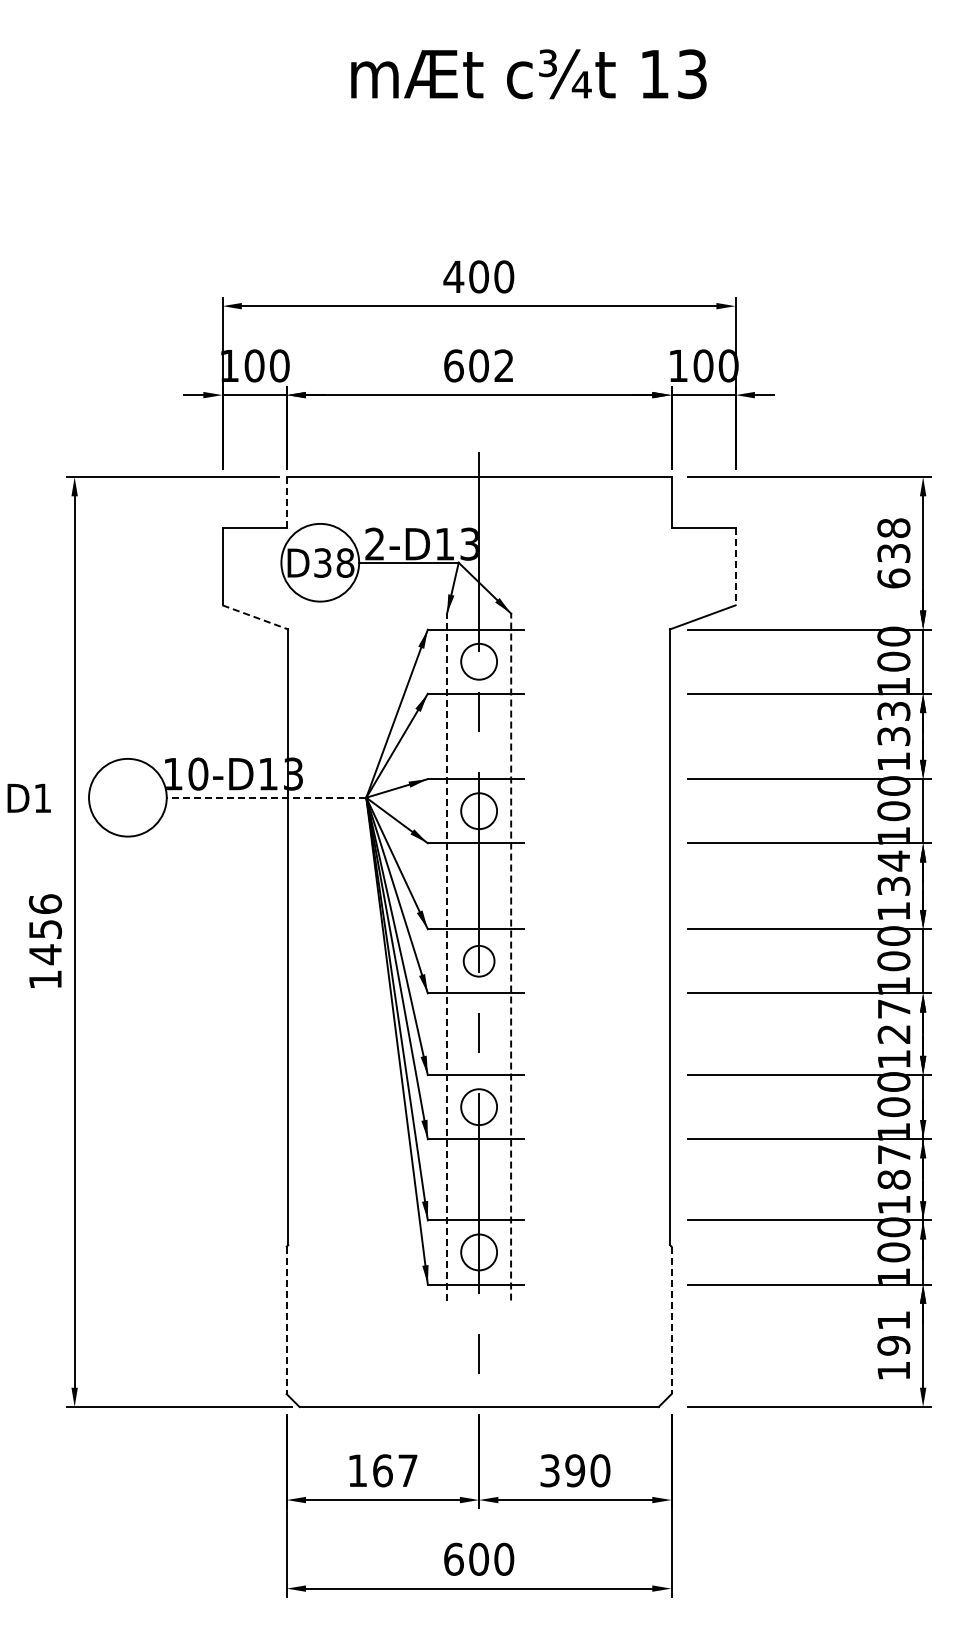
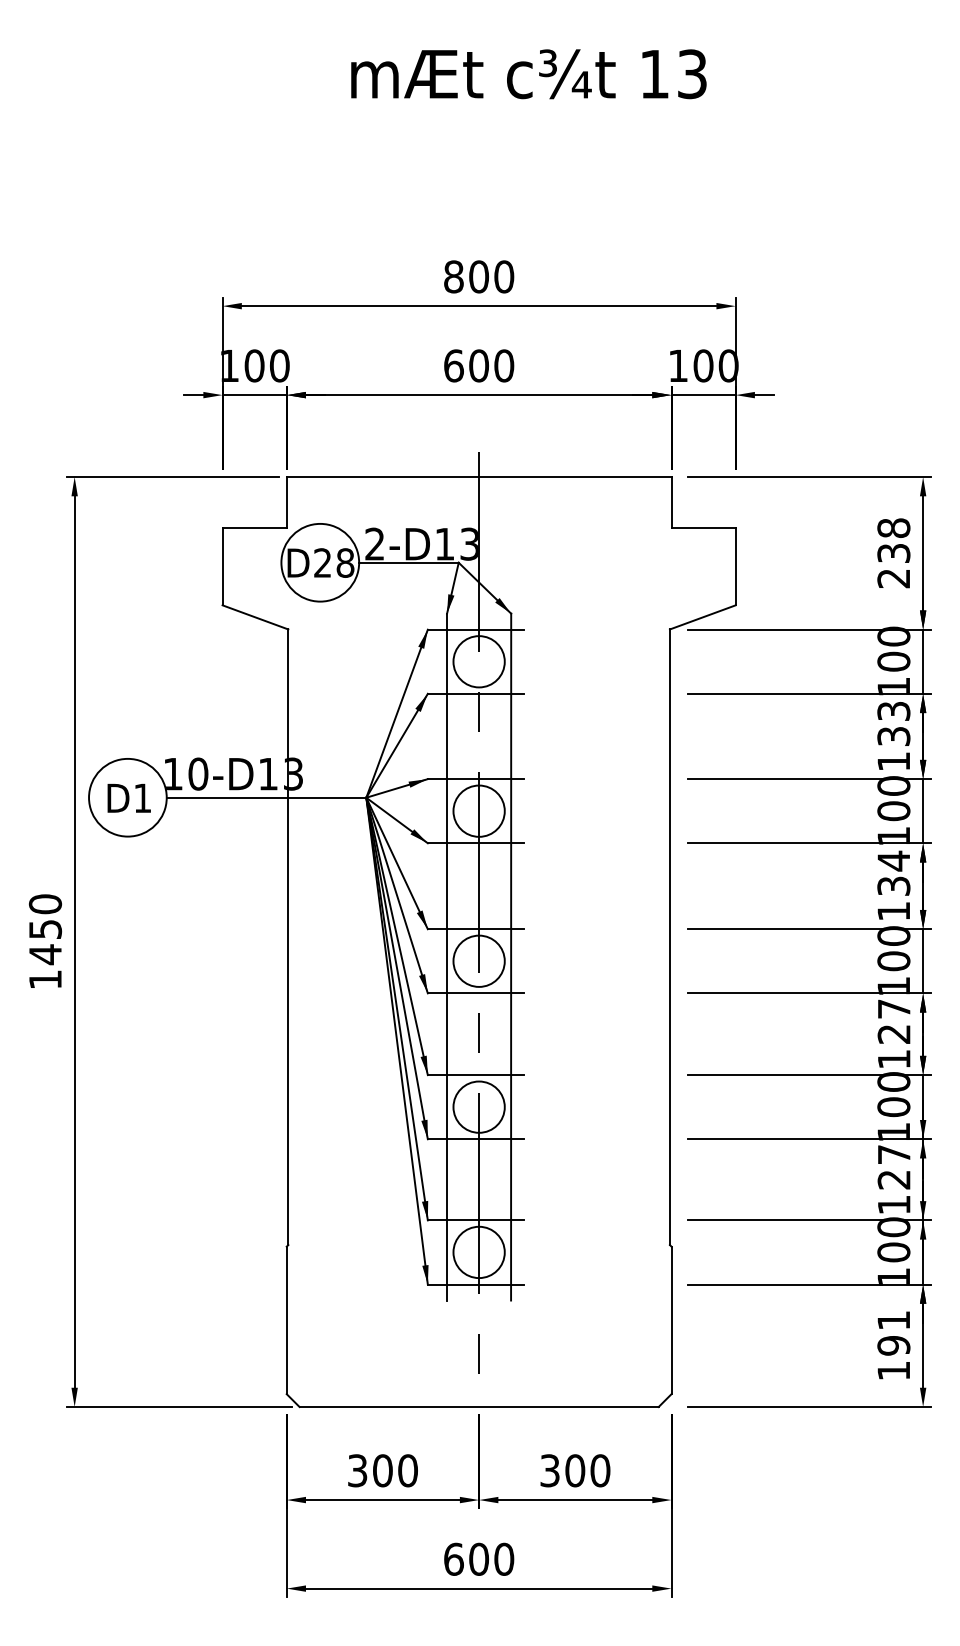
text: 400 -> 800 (453, 276)
text: 602 -> 600 (504, 365)
line: dashed -> solid (286, 502)
text: D38 -> D28 (322, 562)
line: dashed -> solid (735, 567)
text: 638 -> 238 (893, 578)
line: dashed -> solid (255, 617)
circle diameter: 36 px -> 51 px (478, 661)
line: dashed -> solid (266, 797)
text position: (28, 798) -> (128, 798) (128, 798)
circle diameter: 36 px -> 51 px (478, 810)
text: 1456 -> 1450 (44, 904)
line: dashed -> solid (447, 956)
line: dashed -> solid (511, 956)
circle diameter: 31 px -> 51 px (478, 960)
circle diameter: 36 px -> 51 px (478, 1106)
text: 187 -> 127 (893, 1179)
circle diameter: 36 px -> 51 px (478, 1252)
line: dashed -> solid (286, 1320)
line: dashed -> solid (671, 1320)
text: 167 -> 300 (382, 1470)
text: 390 -> 300 (575, 1470)
